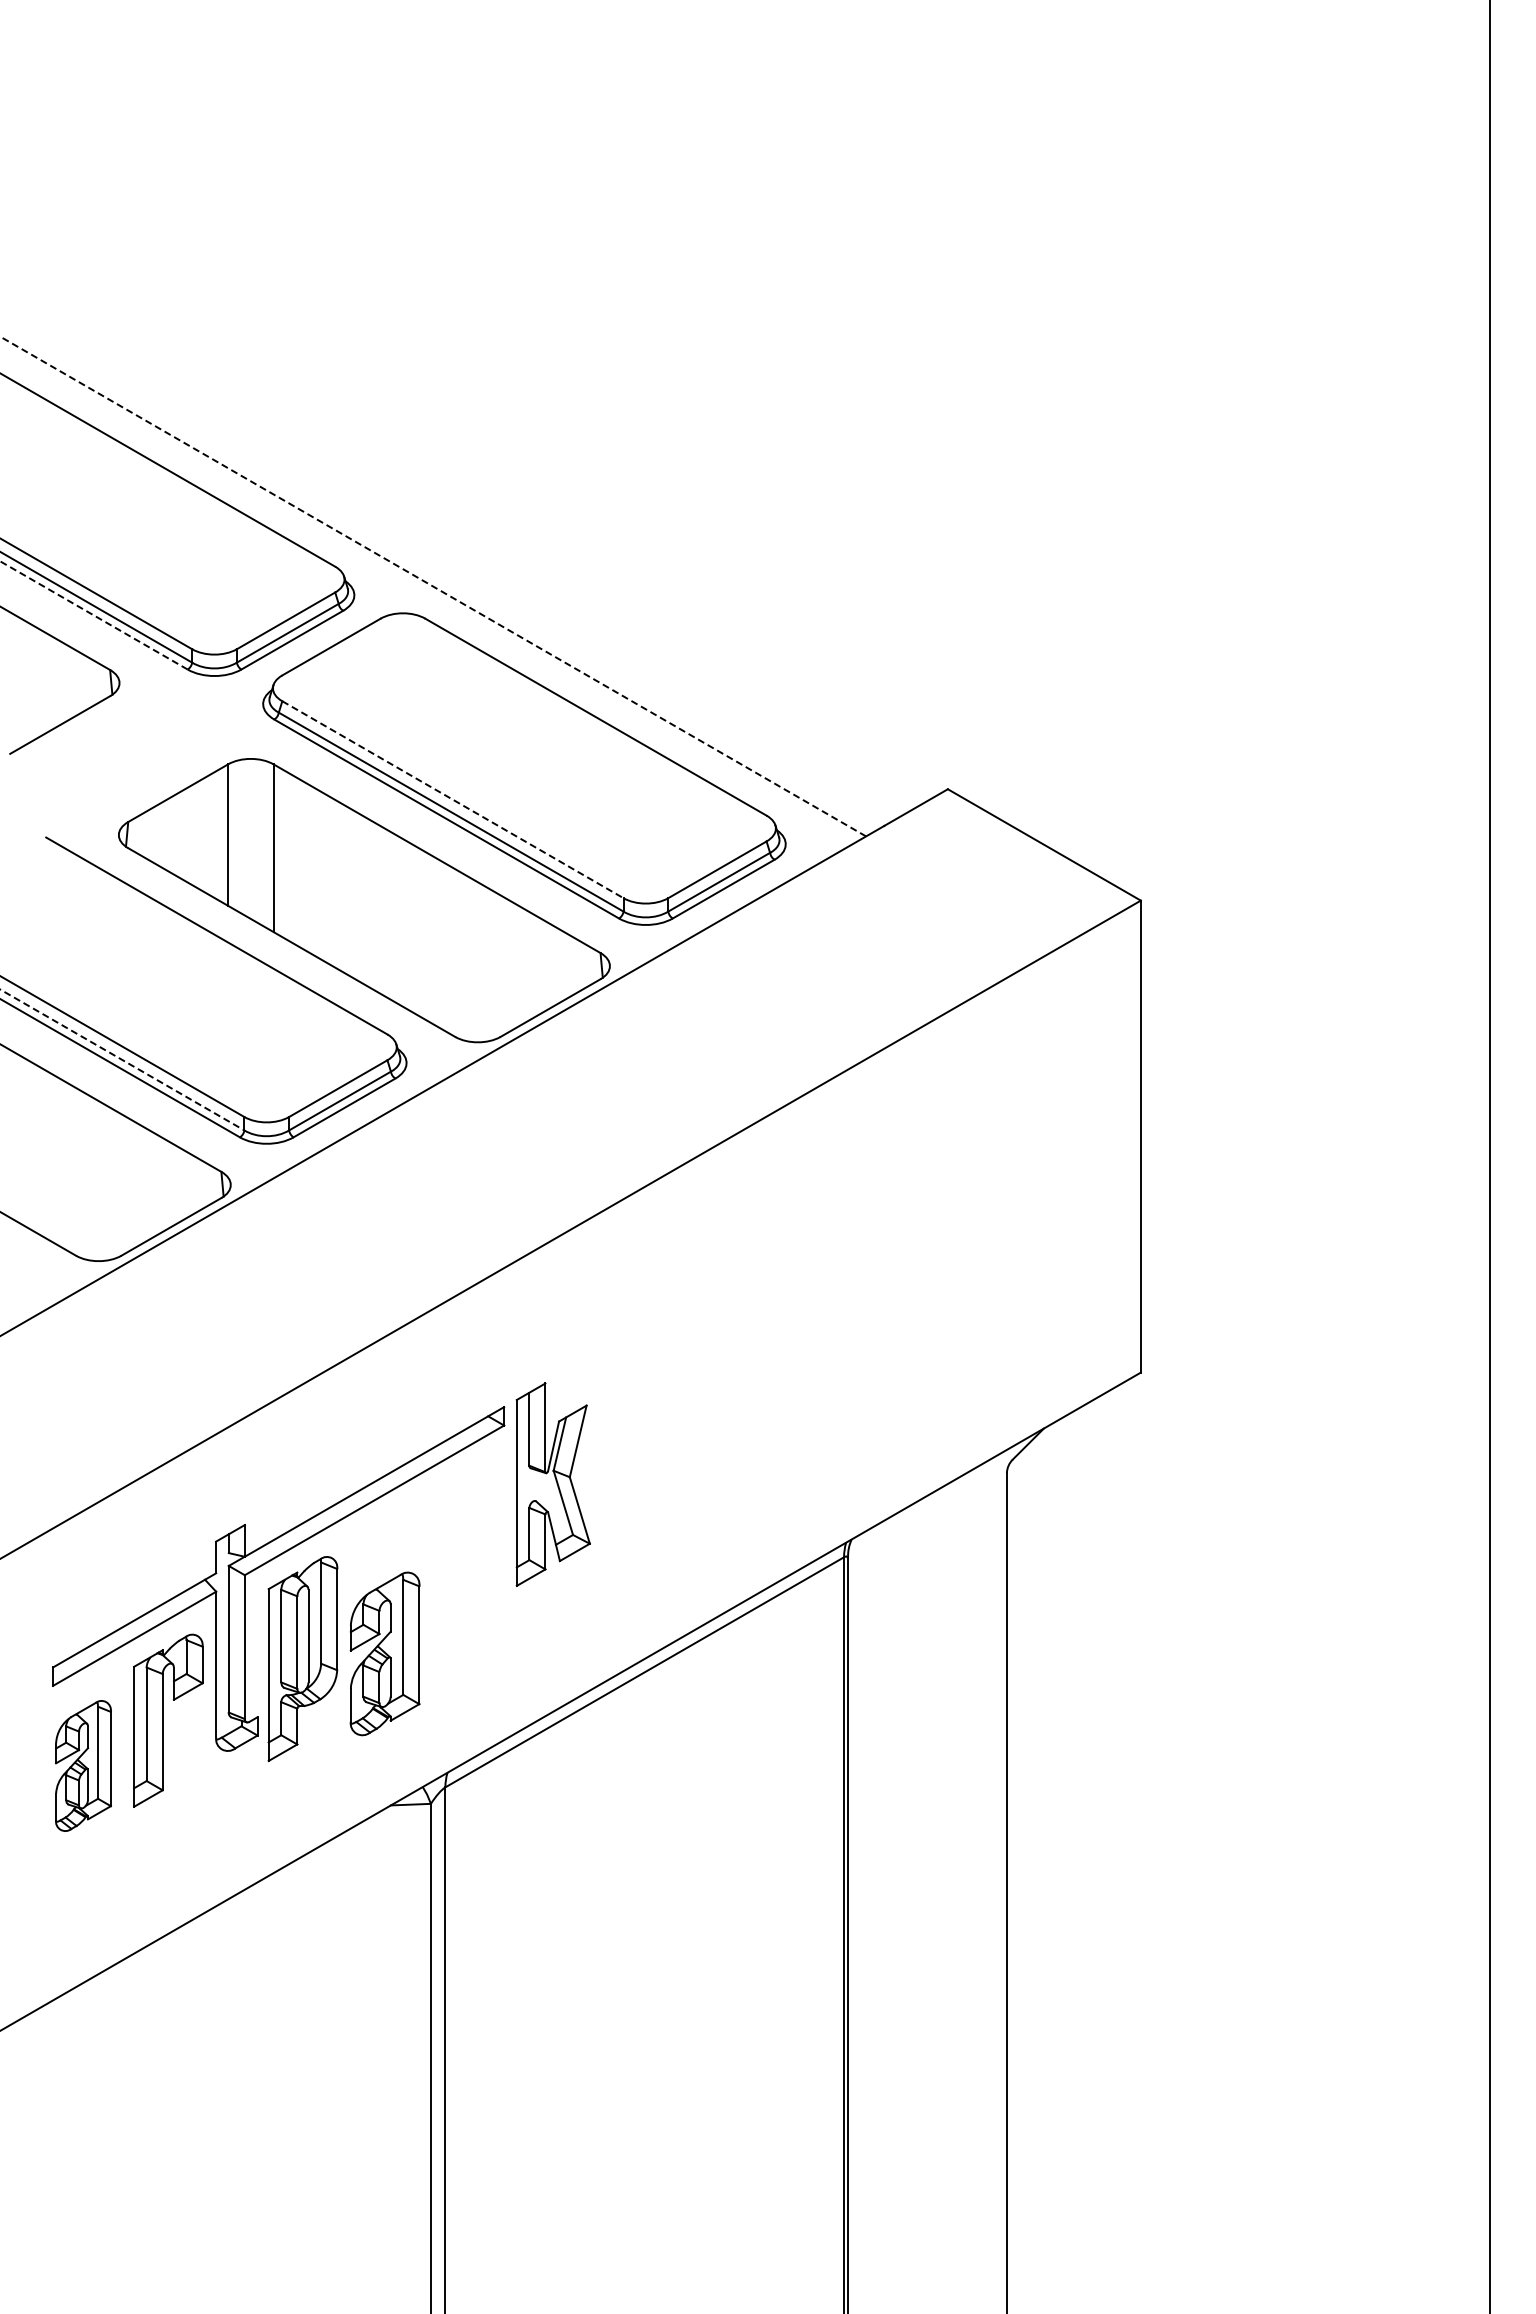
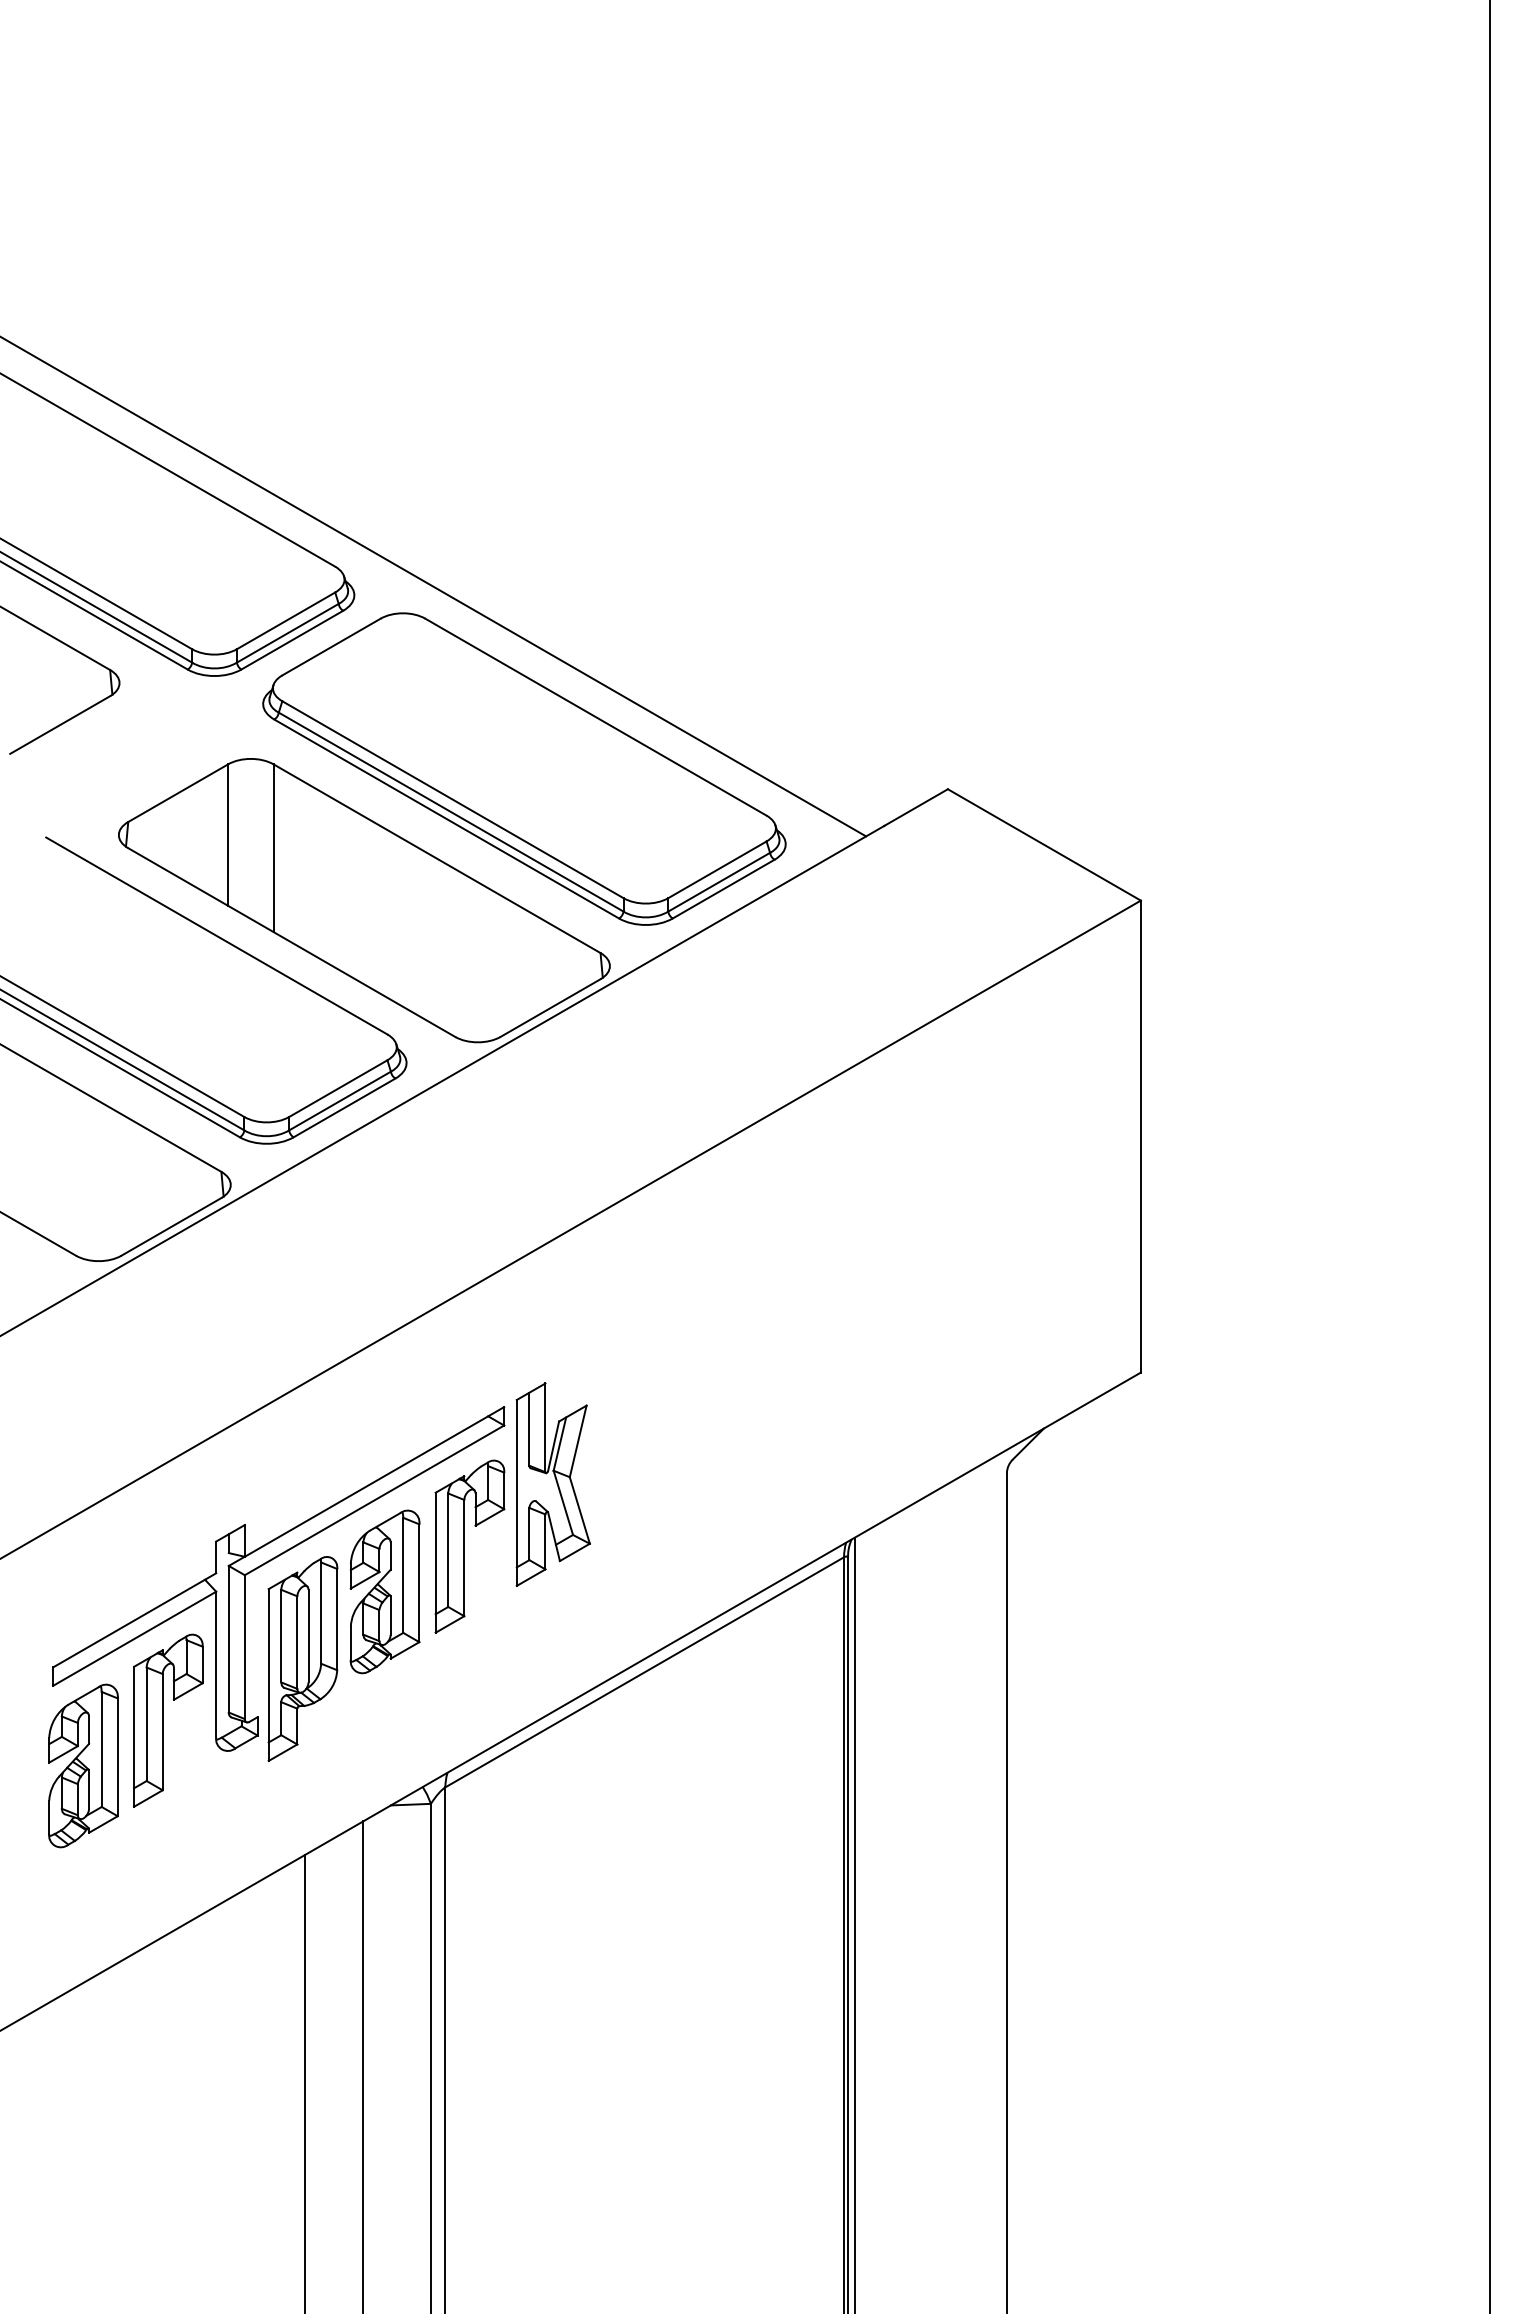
line: dashed -> solid (433, 586)
line: dashed -> solid (93, 615)
line: dashed -> solid (453, 799)
line: dashed -> solid (122, 1060)
part: none -> present (469, 1546)
part position: (384, 1653) -> (384, 1591) (384, 1591)
part size: 57x132 px -> 71x166 px (83, 1765)
line: none -> present (854, 1923)
line: none -> present (363, 2065)
line: none -> present (305, 2082)
